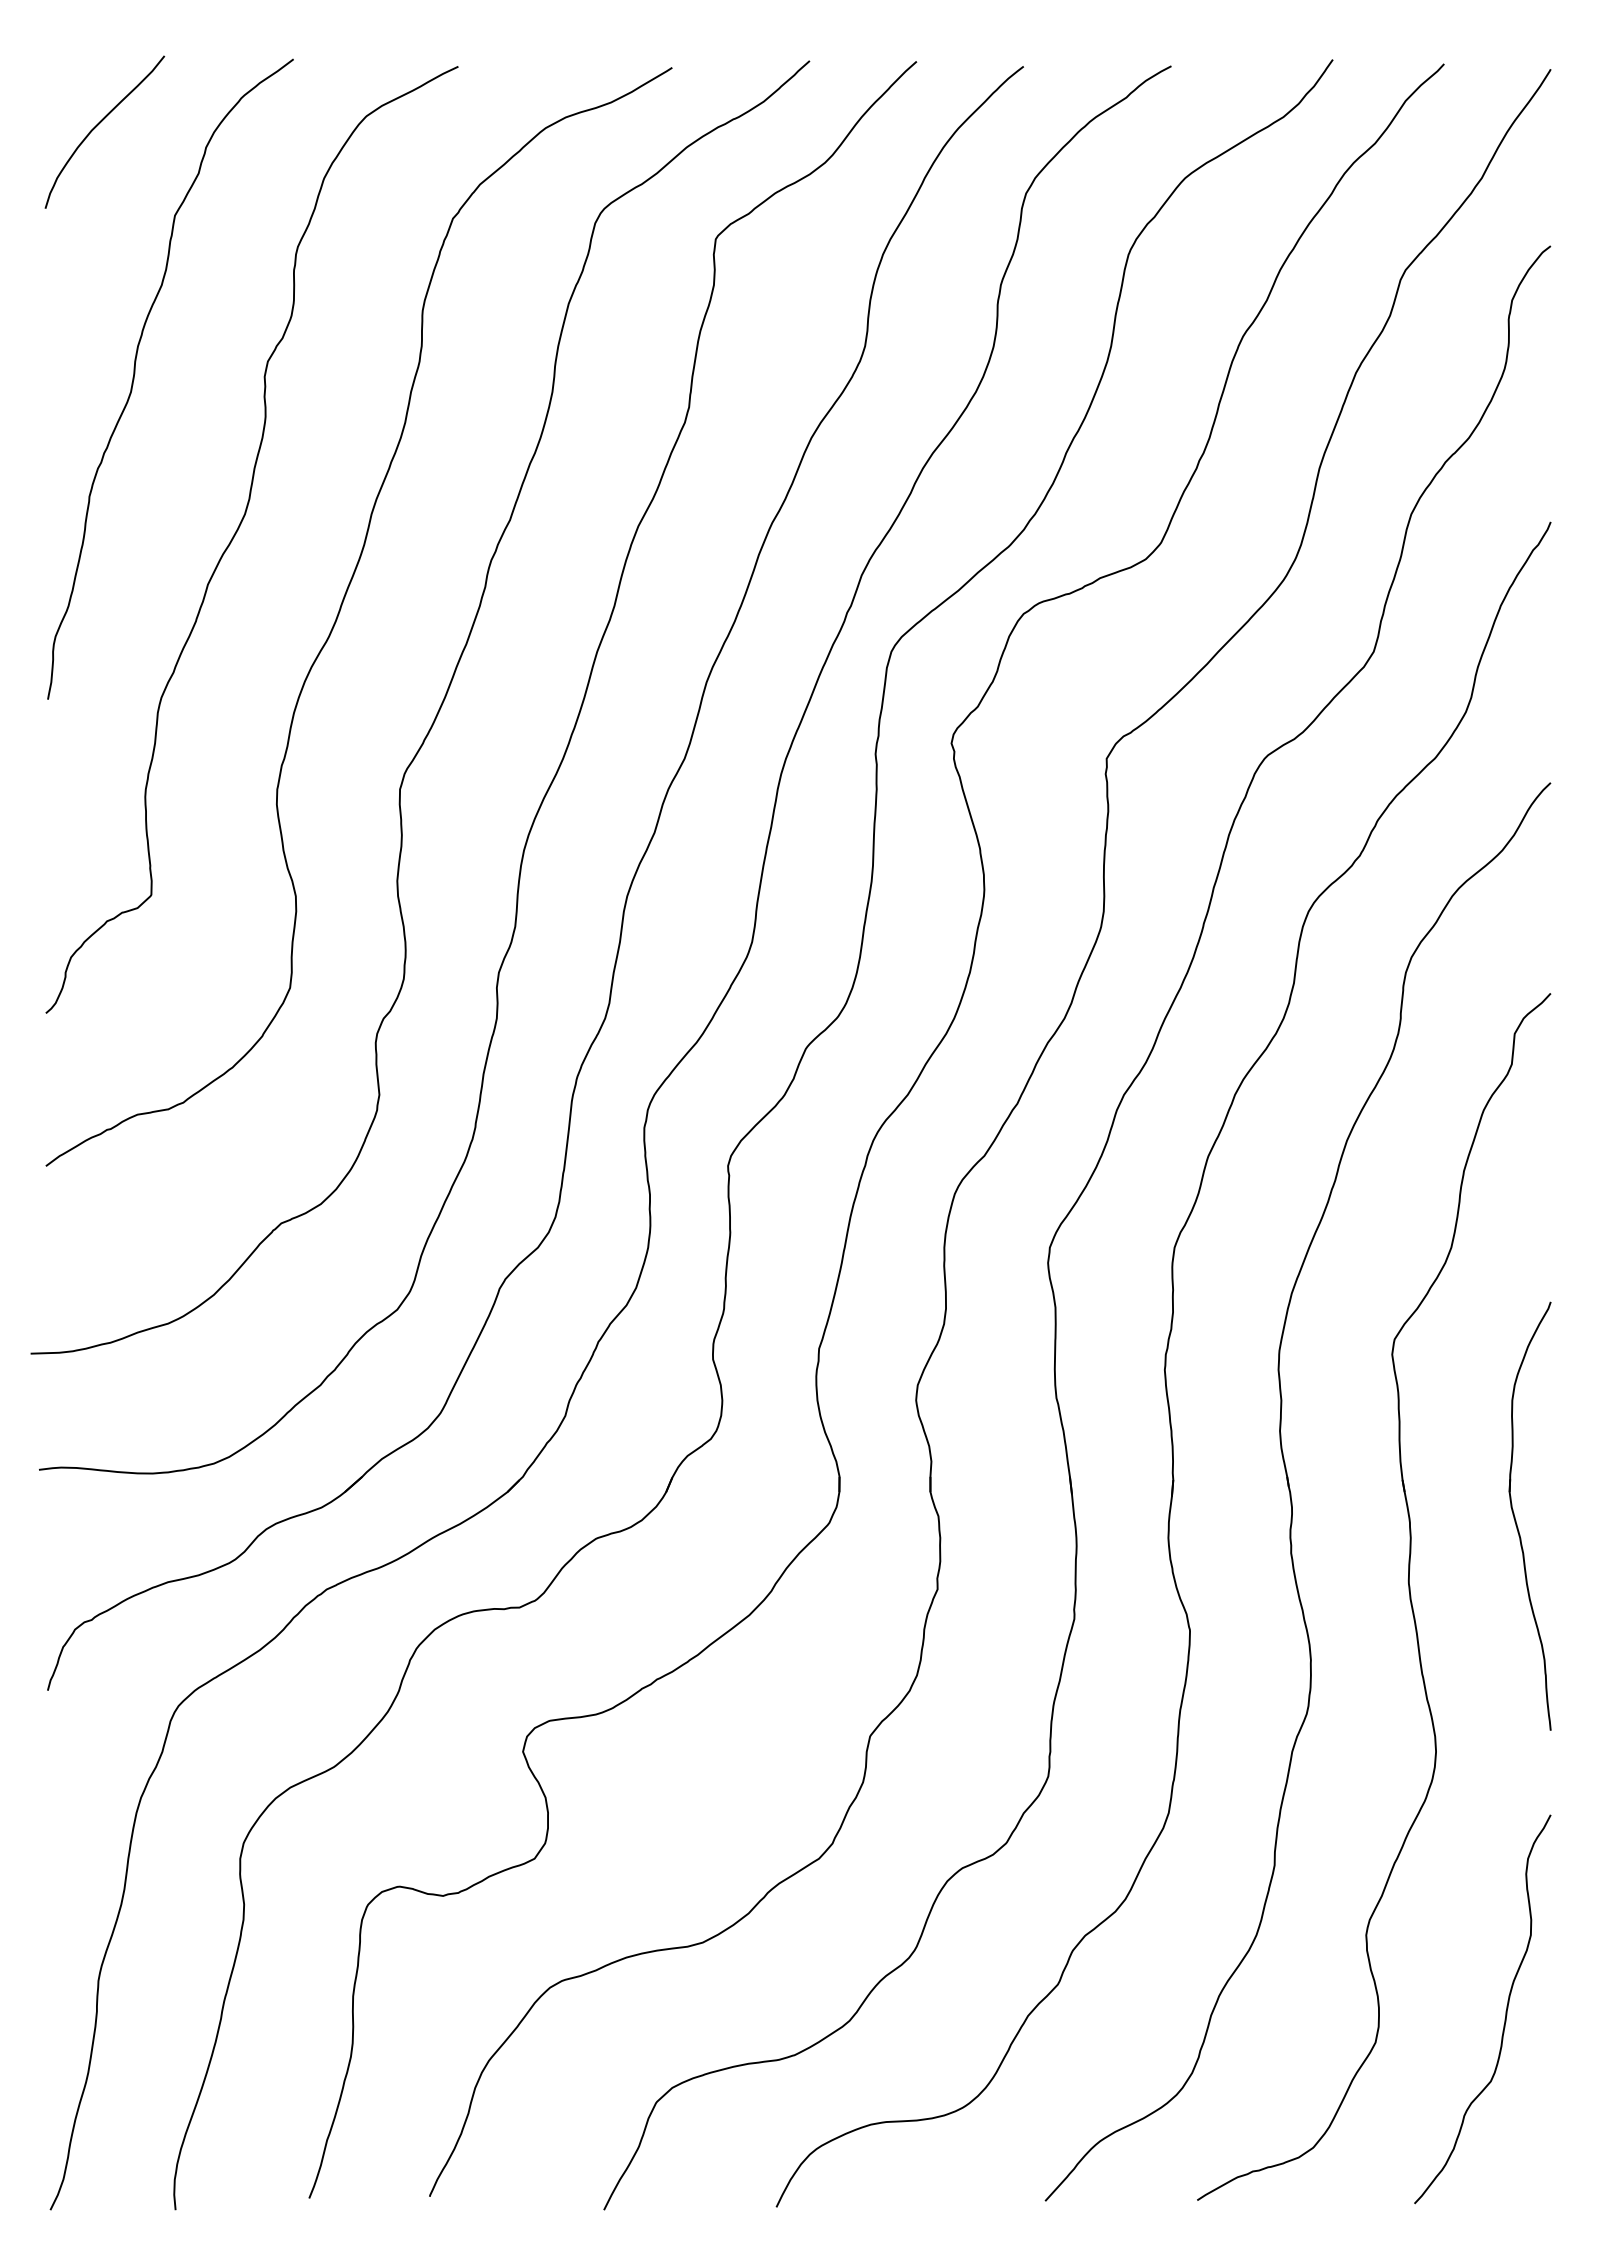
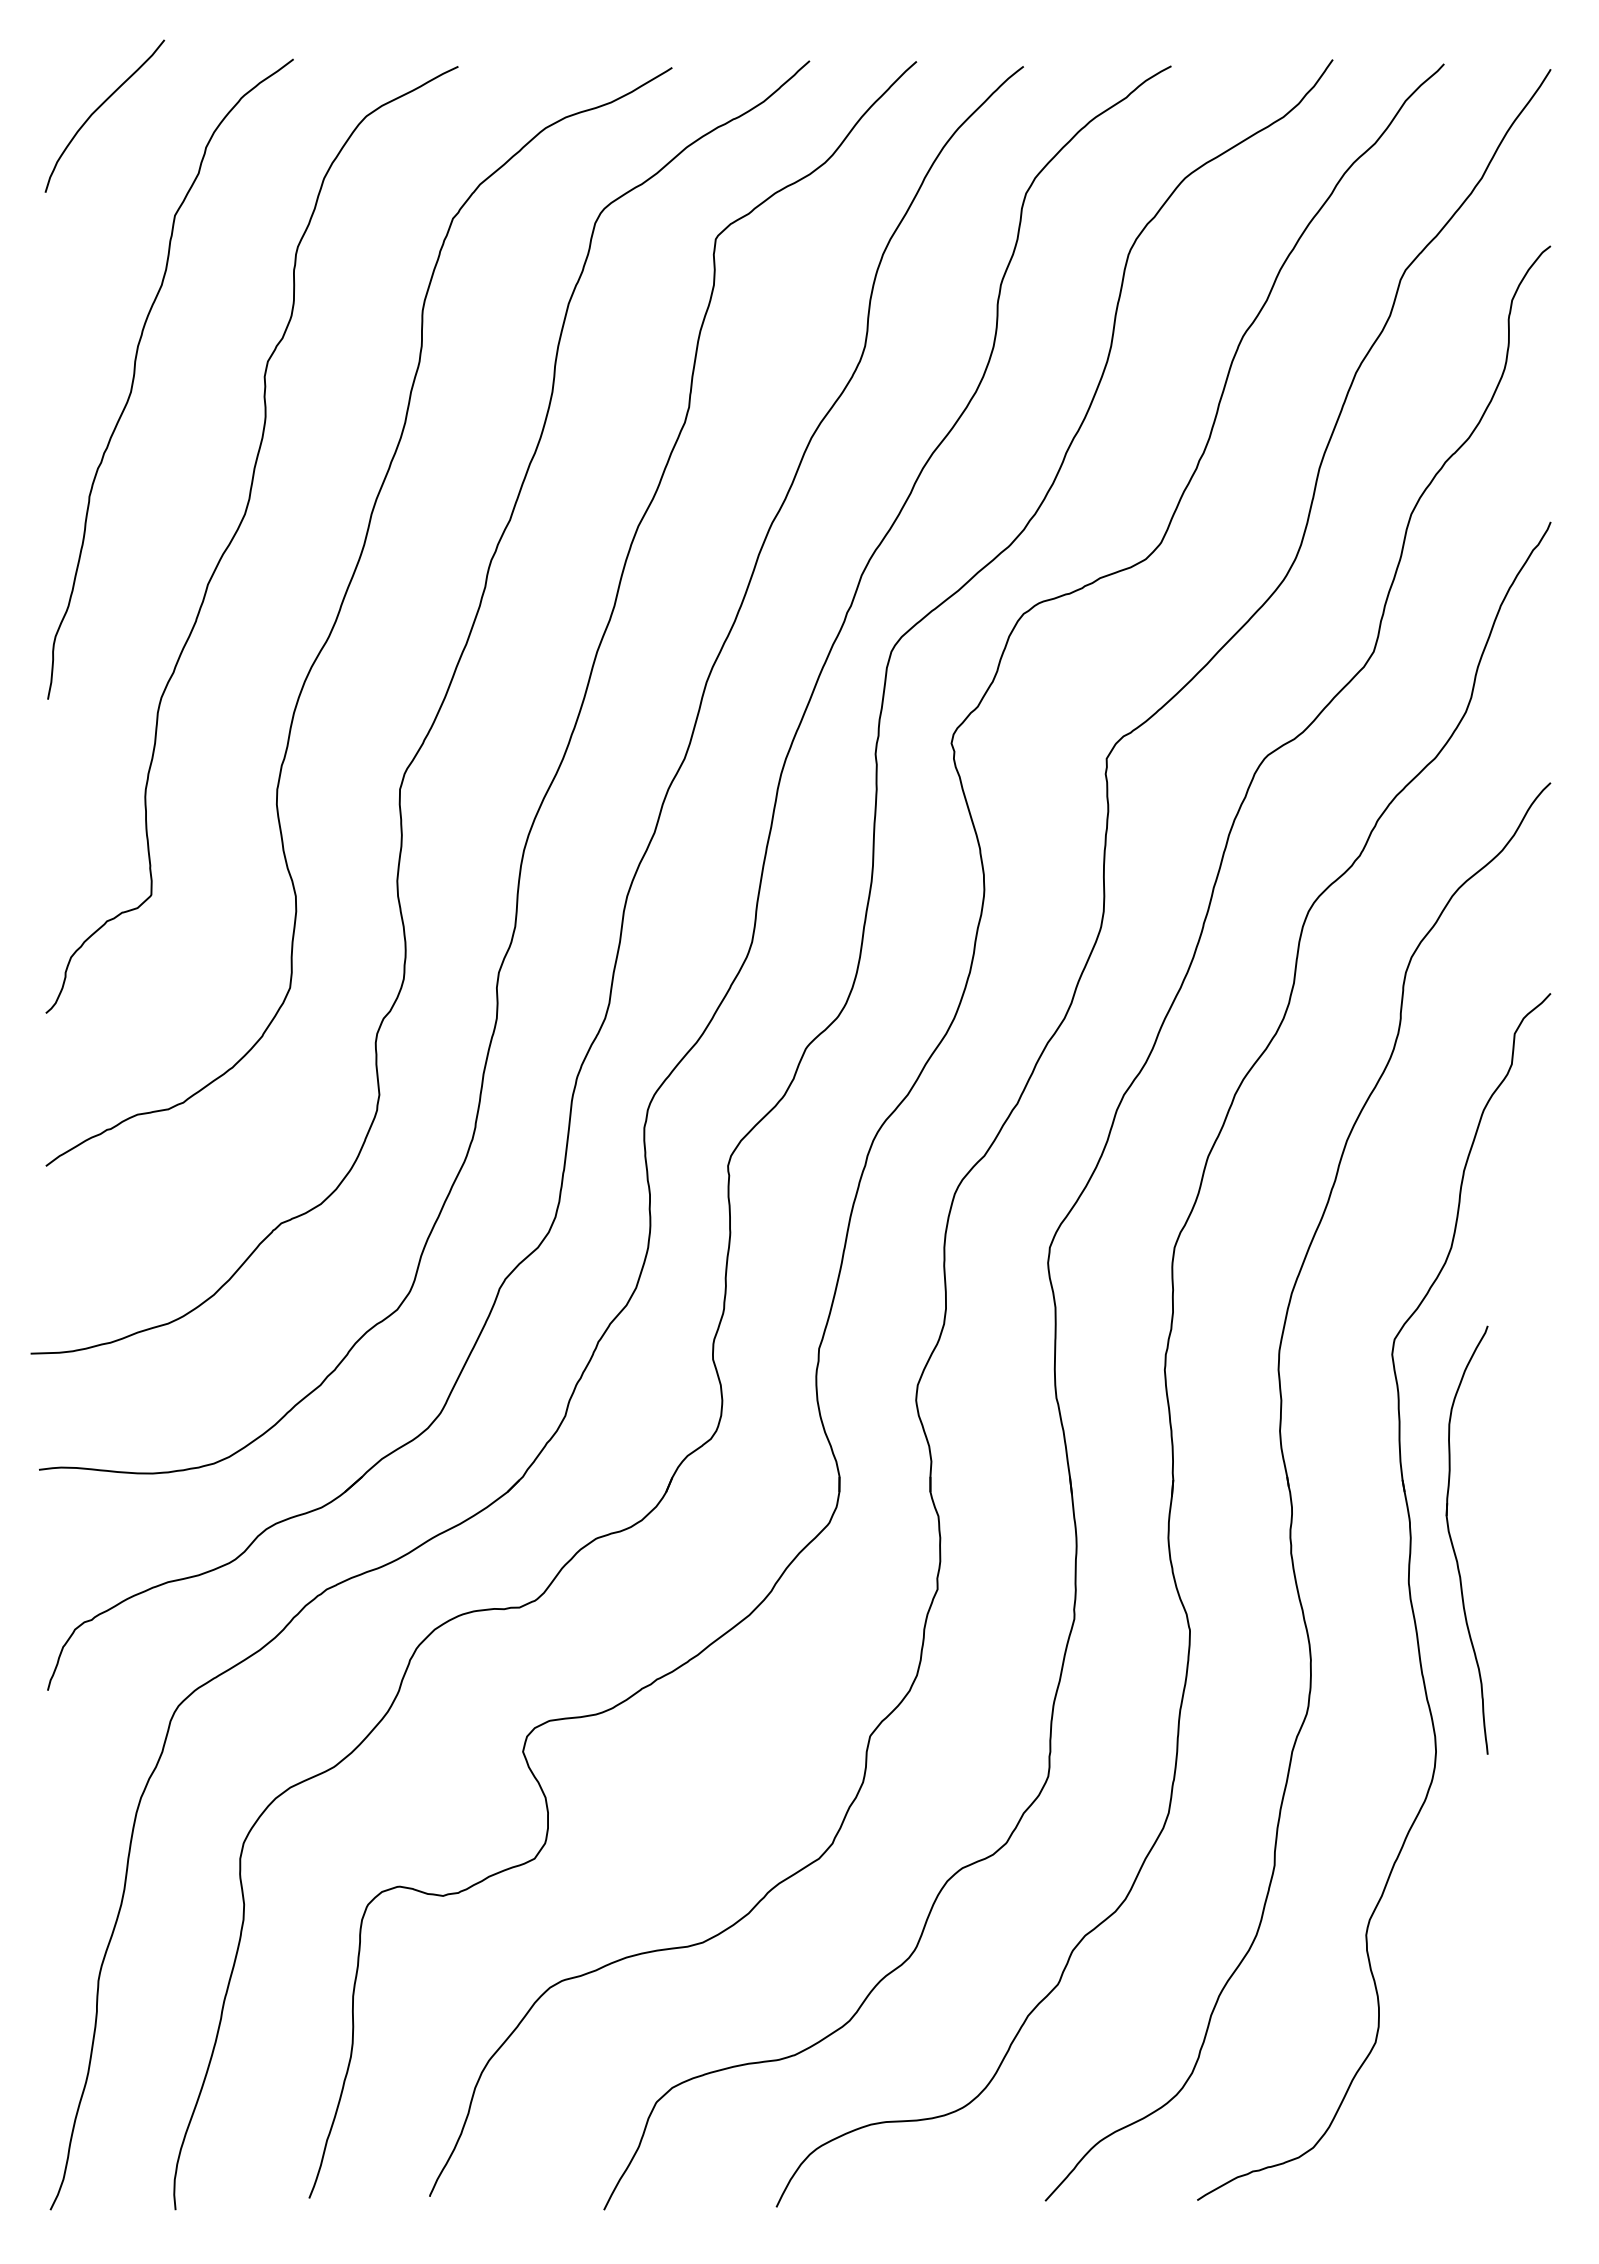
curve position: (98, 125) -> (98, 109) (98, 109)
part position: (1516, 1520) -> (1453, 1544) (1453, 1544)
curve: present -> none (1505, 2011)
